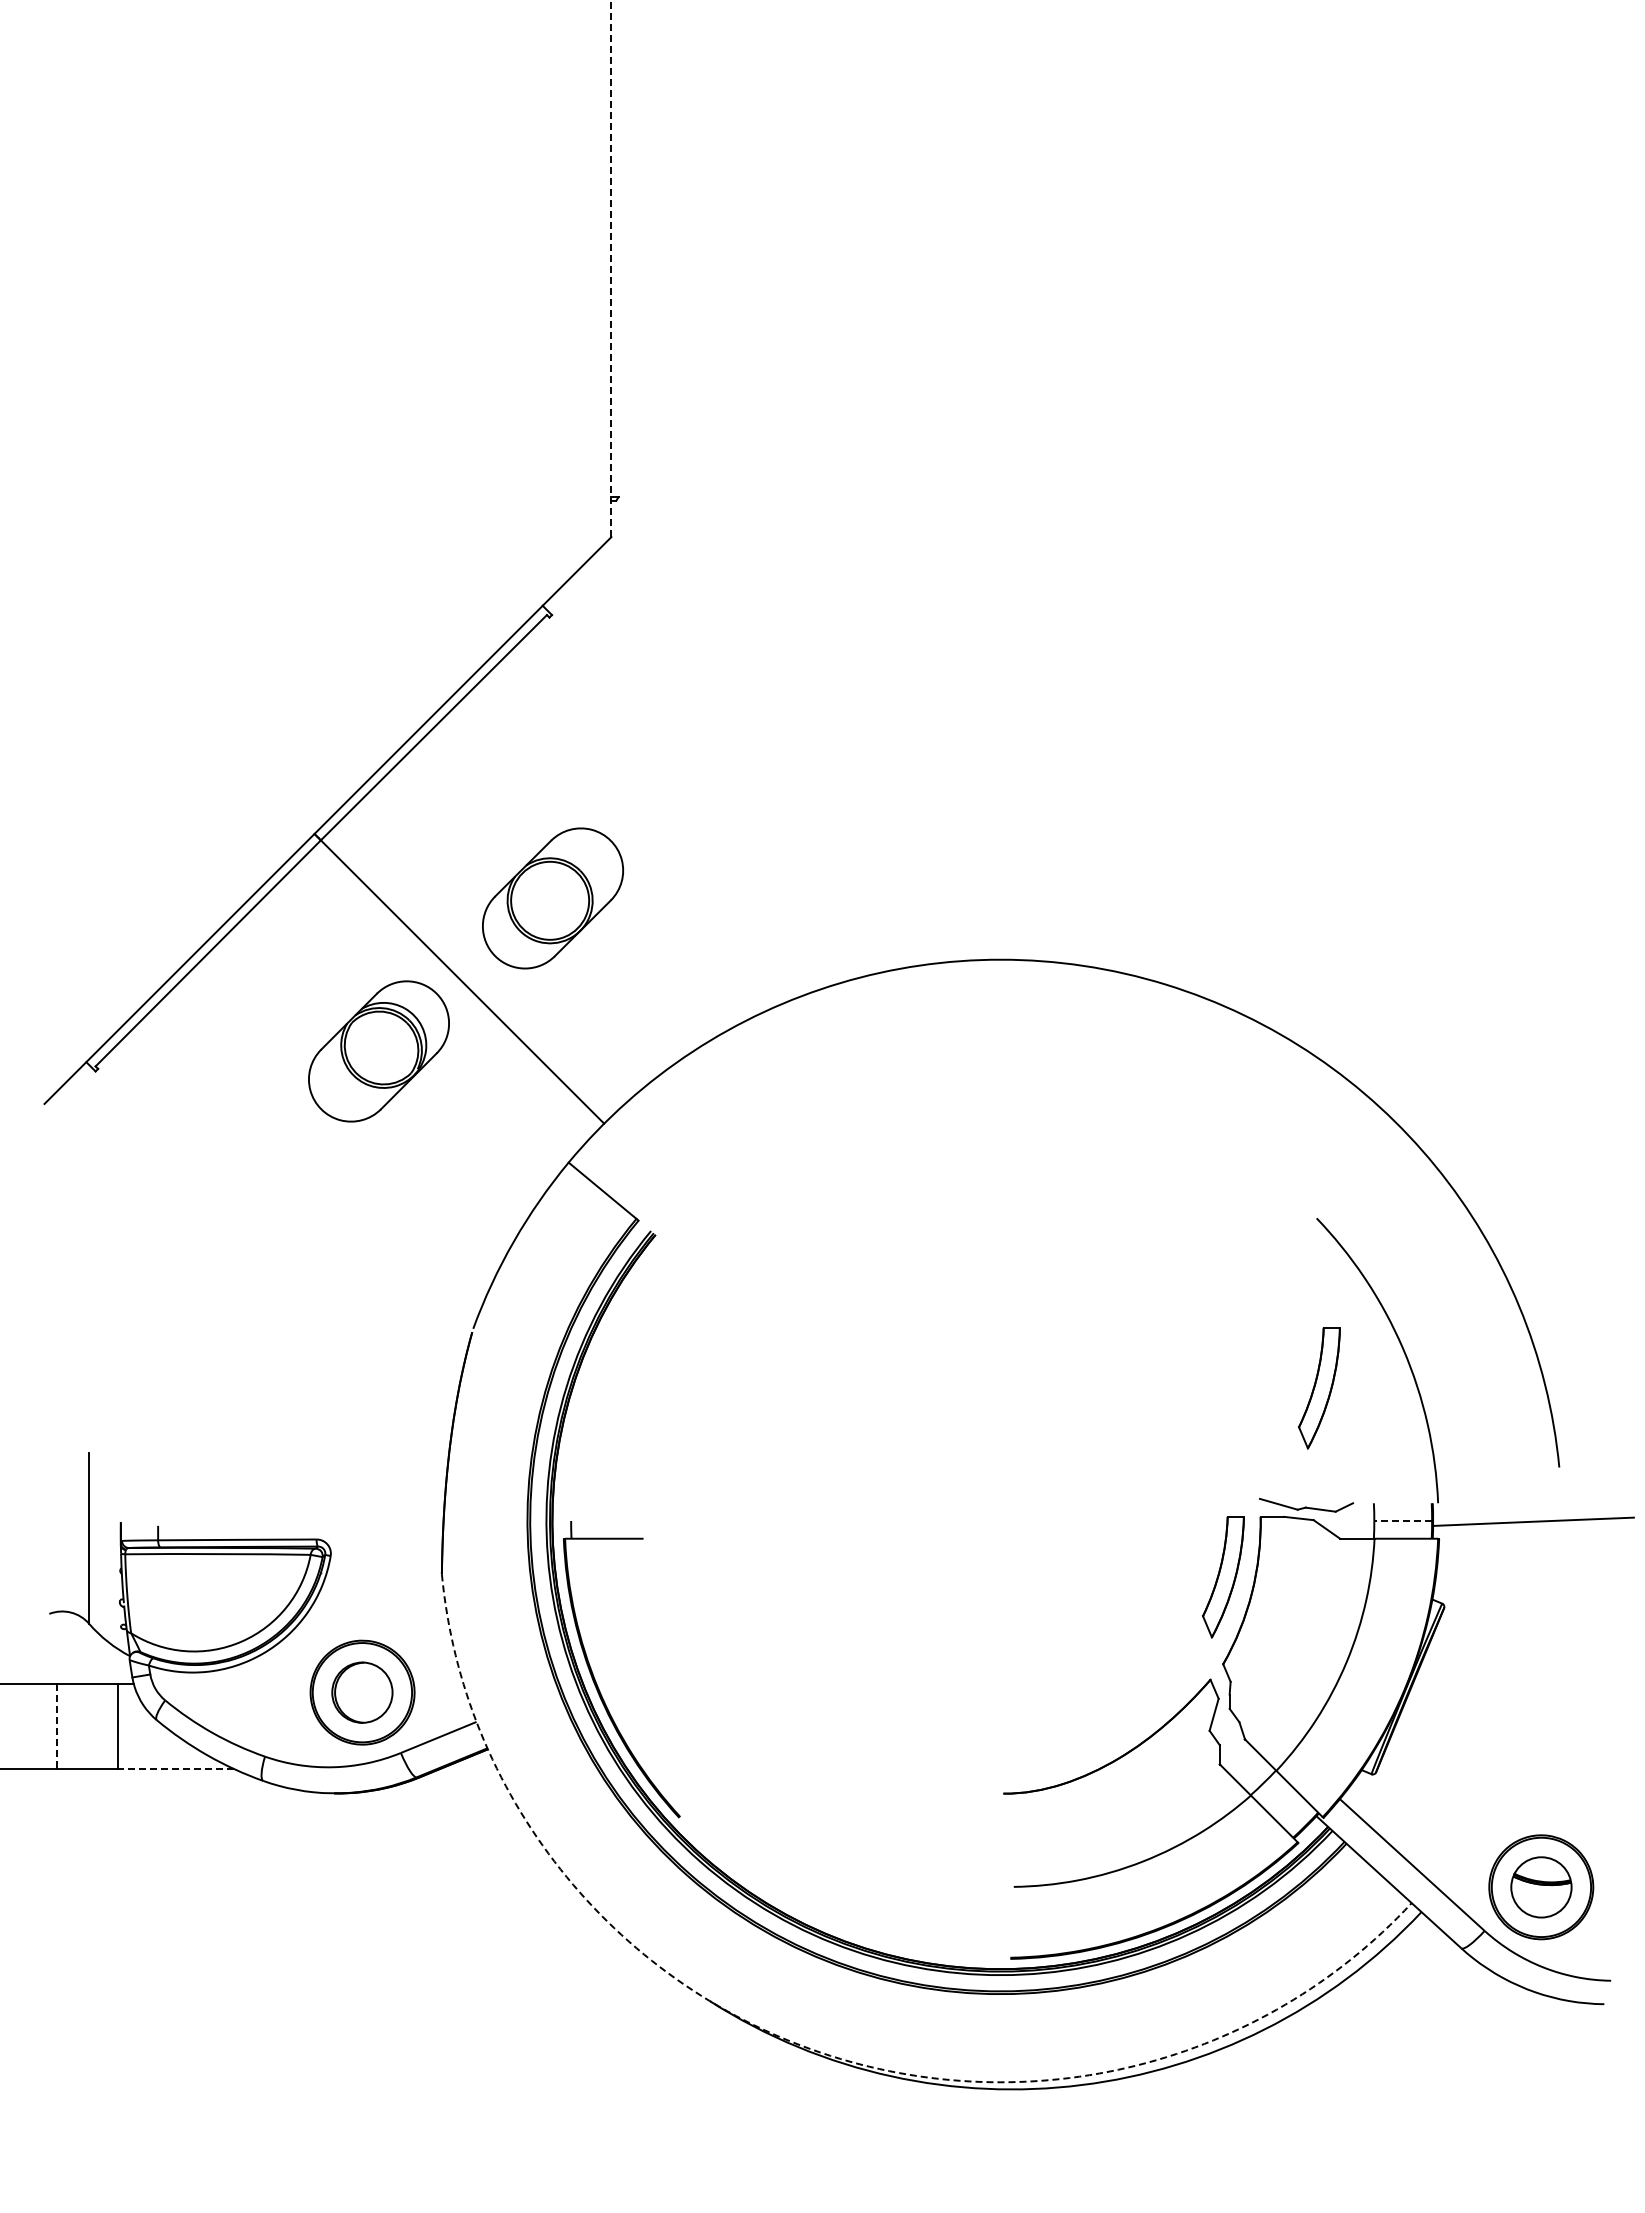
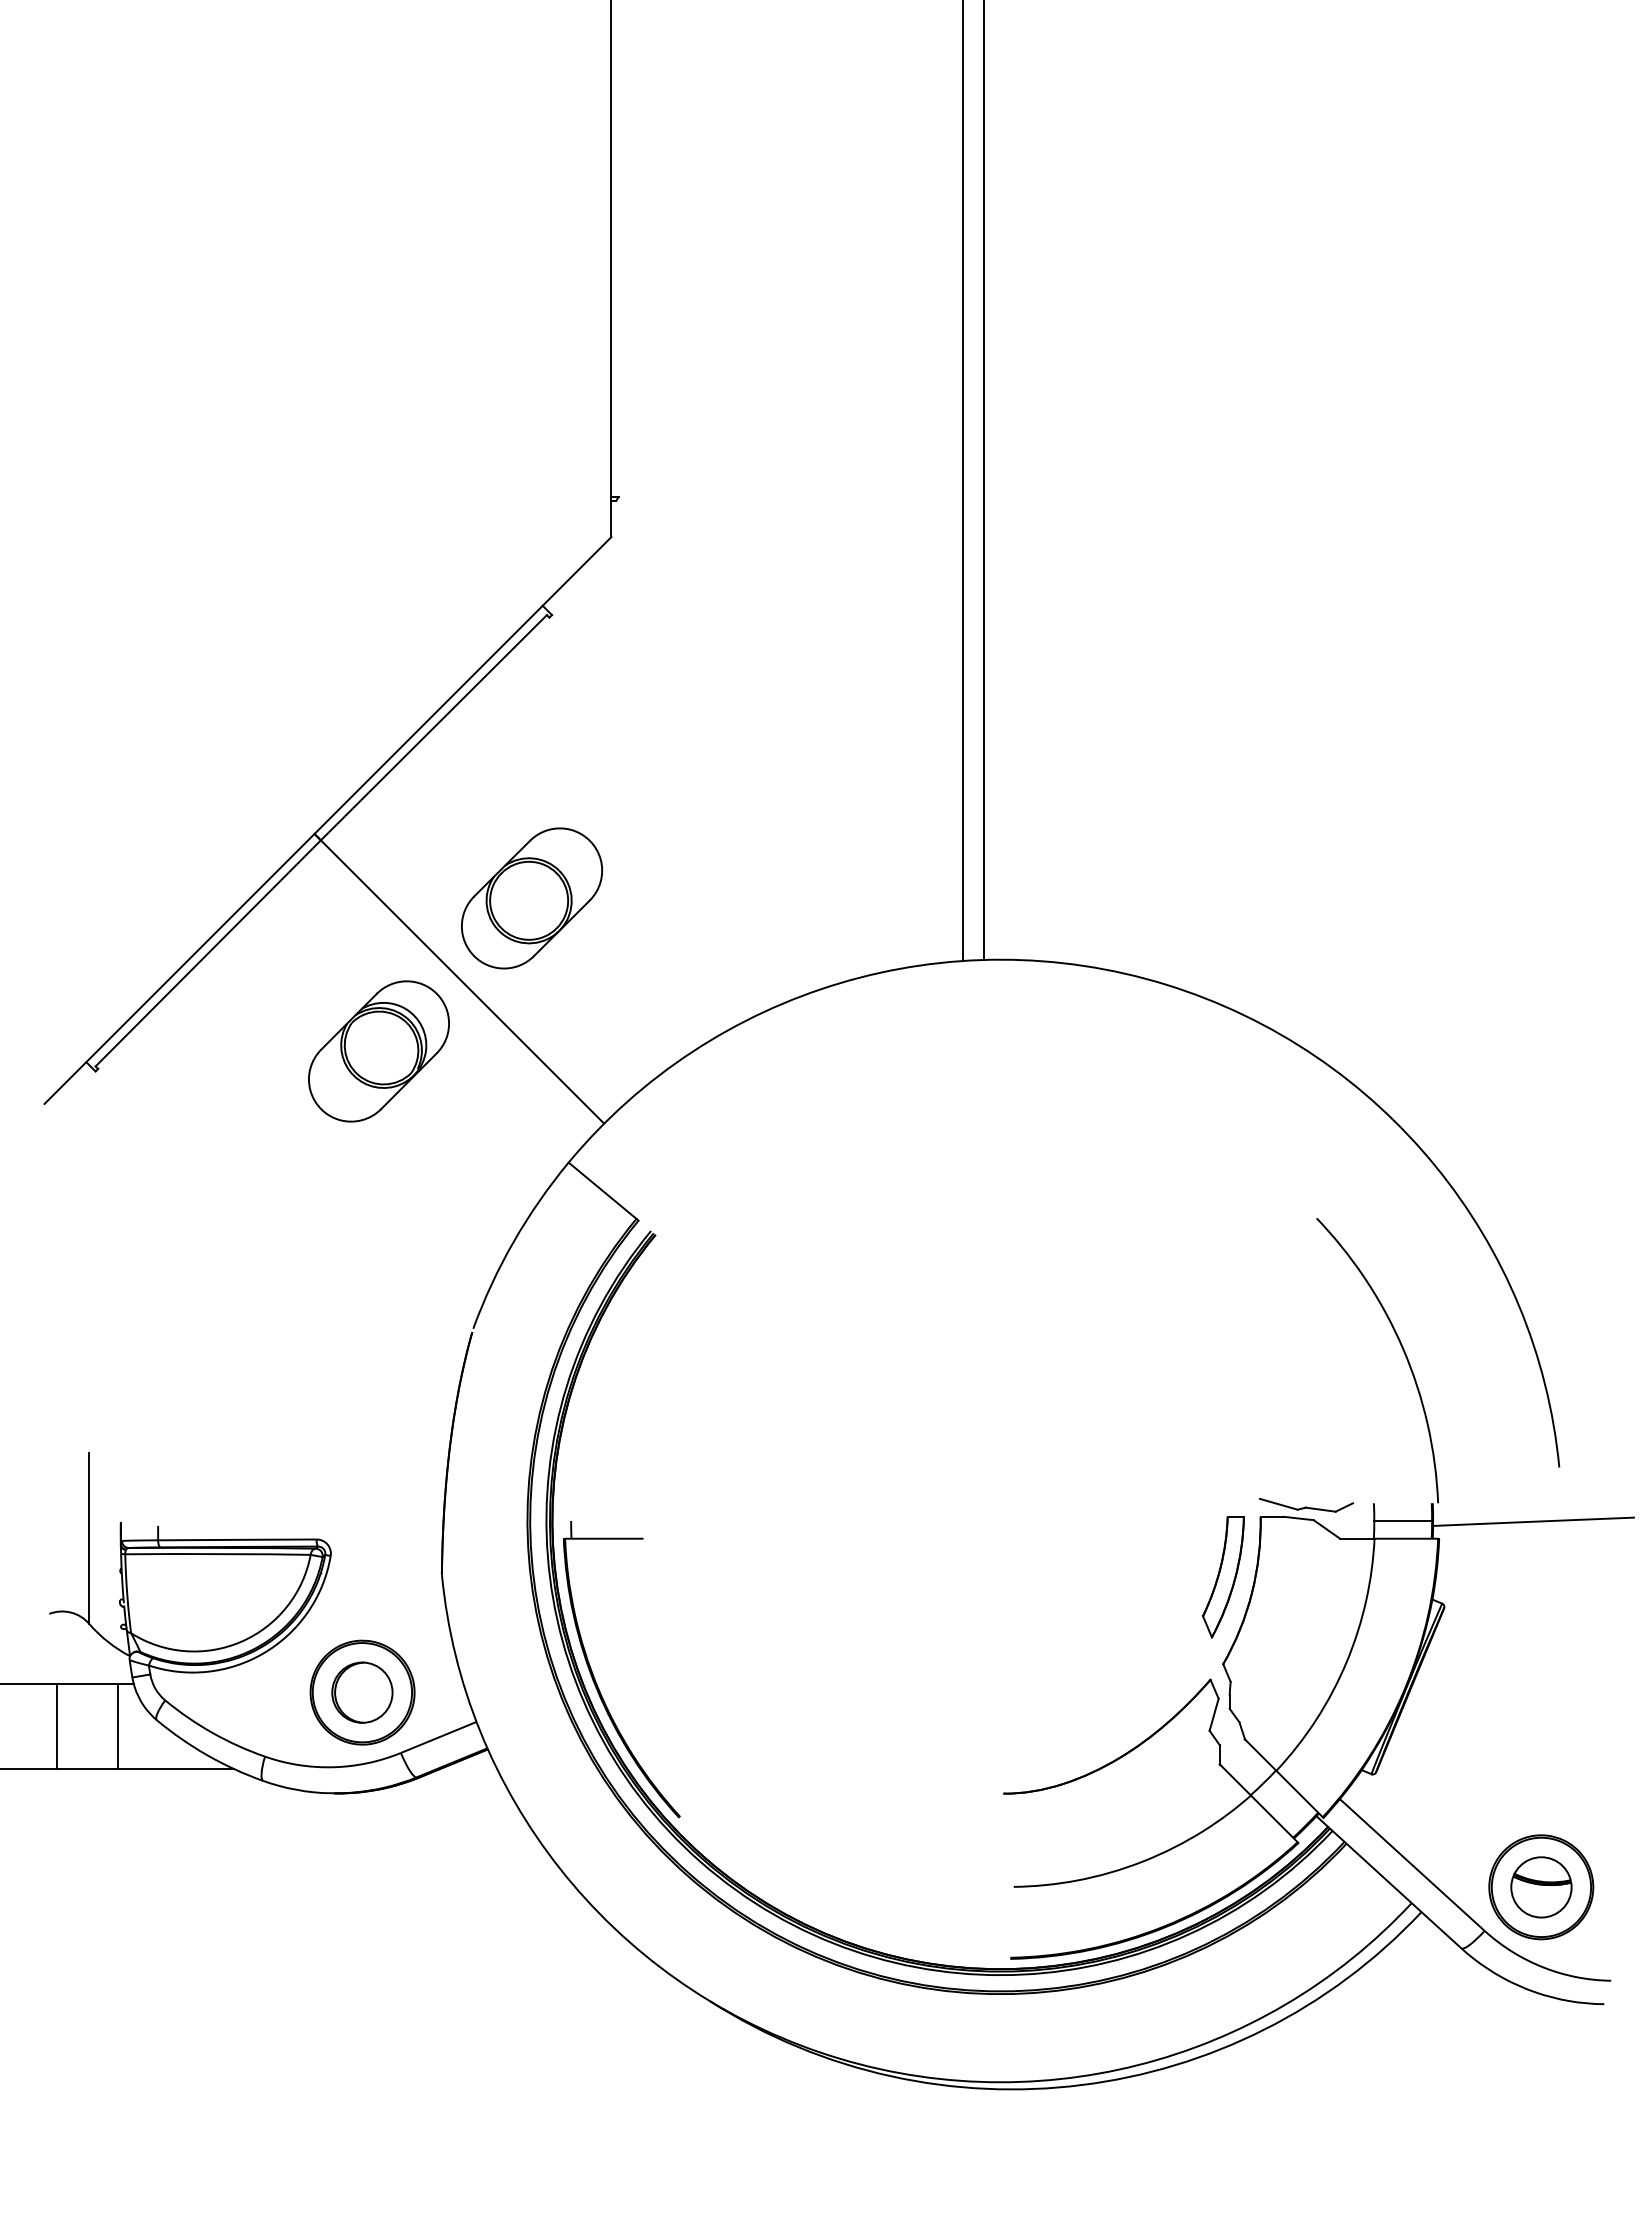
line: dashed -> solid (611, 268)
line: none -> present (983, 480)
line: none -> present (962, 481)
part position: (552, 898) -> (531, 898) (531, 898)
part: present -> none (1319, 1388)
line: dashed -> solid (1403, 1521)
line: dashed -> solid (57, 1726)
line: dashed -> solid (175, 1769)
arc: dashed -> solid (820, 2052)
